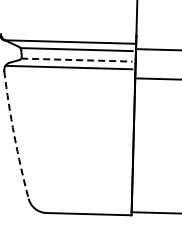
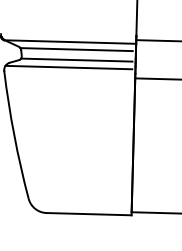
line position: (157, 49) -> (157, 40) (157, 40)
line: dashed -> solid (76, 60)
arc: dashed -> solid (14, 135)
